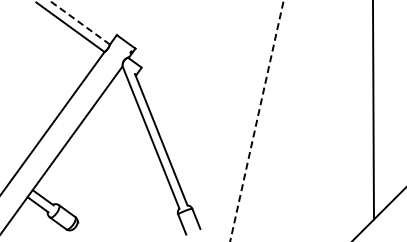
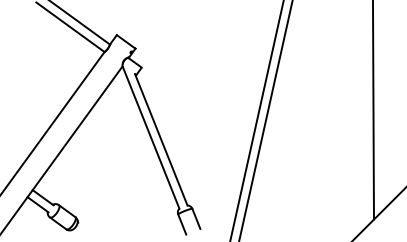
line: dashed -> solid (79, 22)
line: none -> present (265, 120)
line: dashed -> solid (256, 121)
